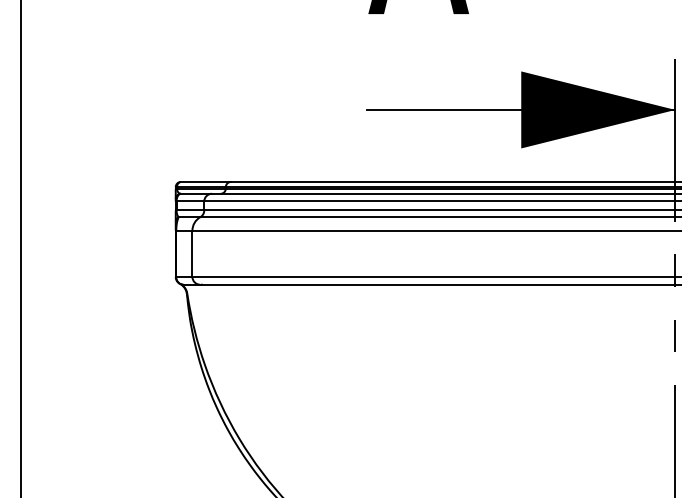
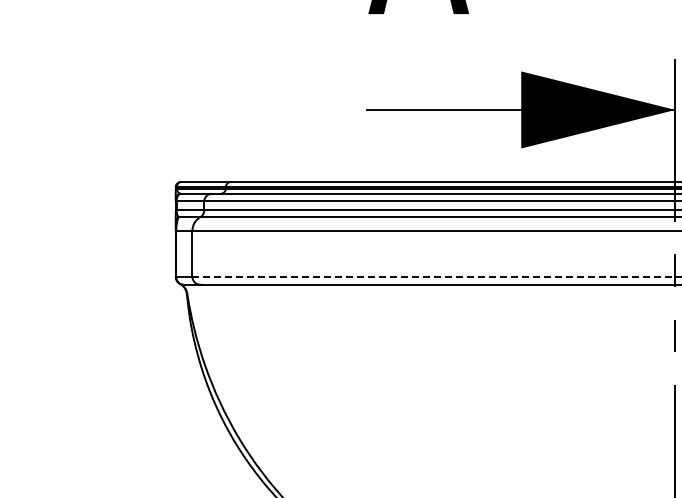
line: present -> none (21, 248)
line: solid -> dashed (437, 277)
